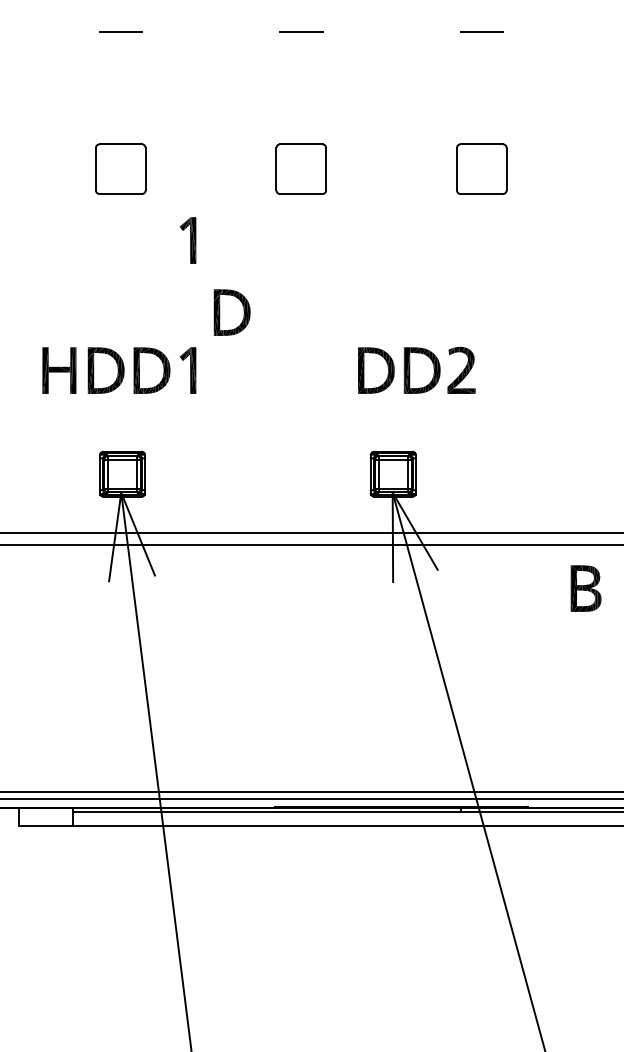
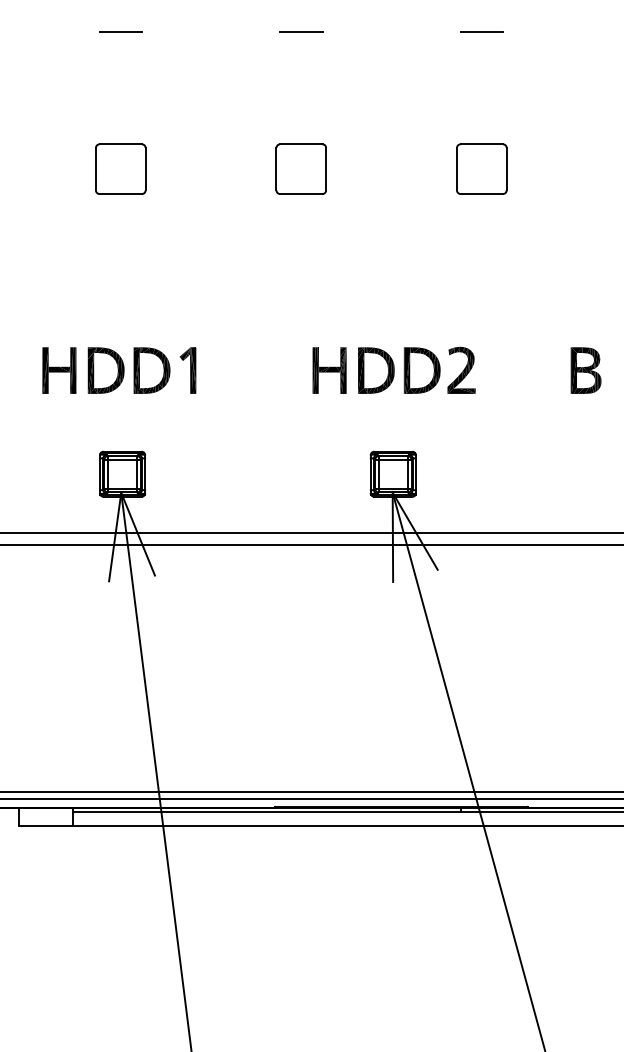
part: present -> none (187, 240)
part: present -> none (231, 312)
part: none -> present (329, 370)
part position: (585, 588) -> (585, 370) (585, 370)
